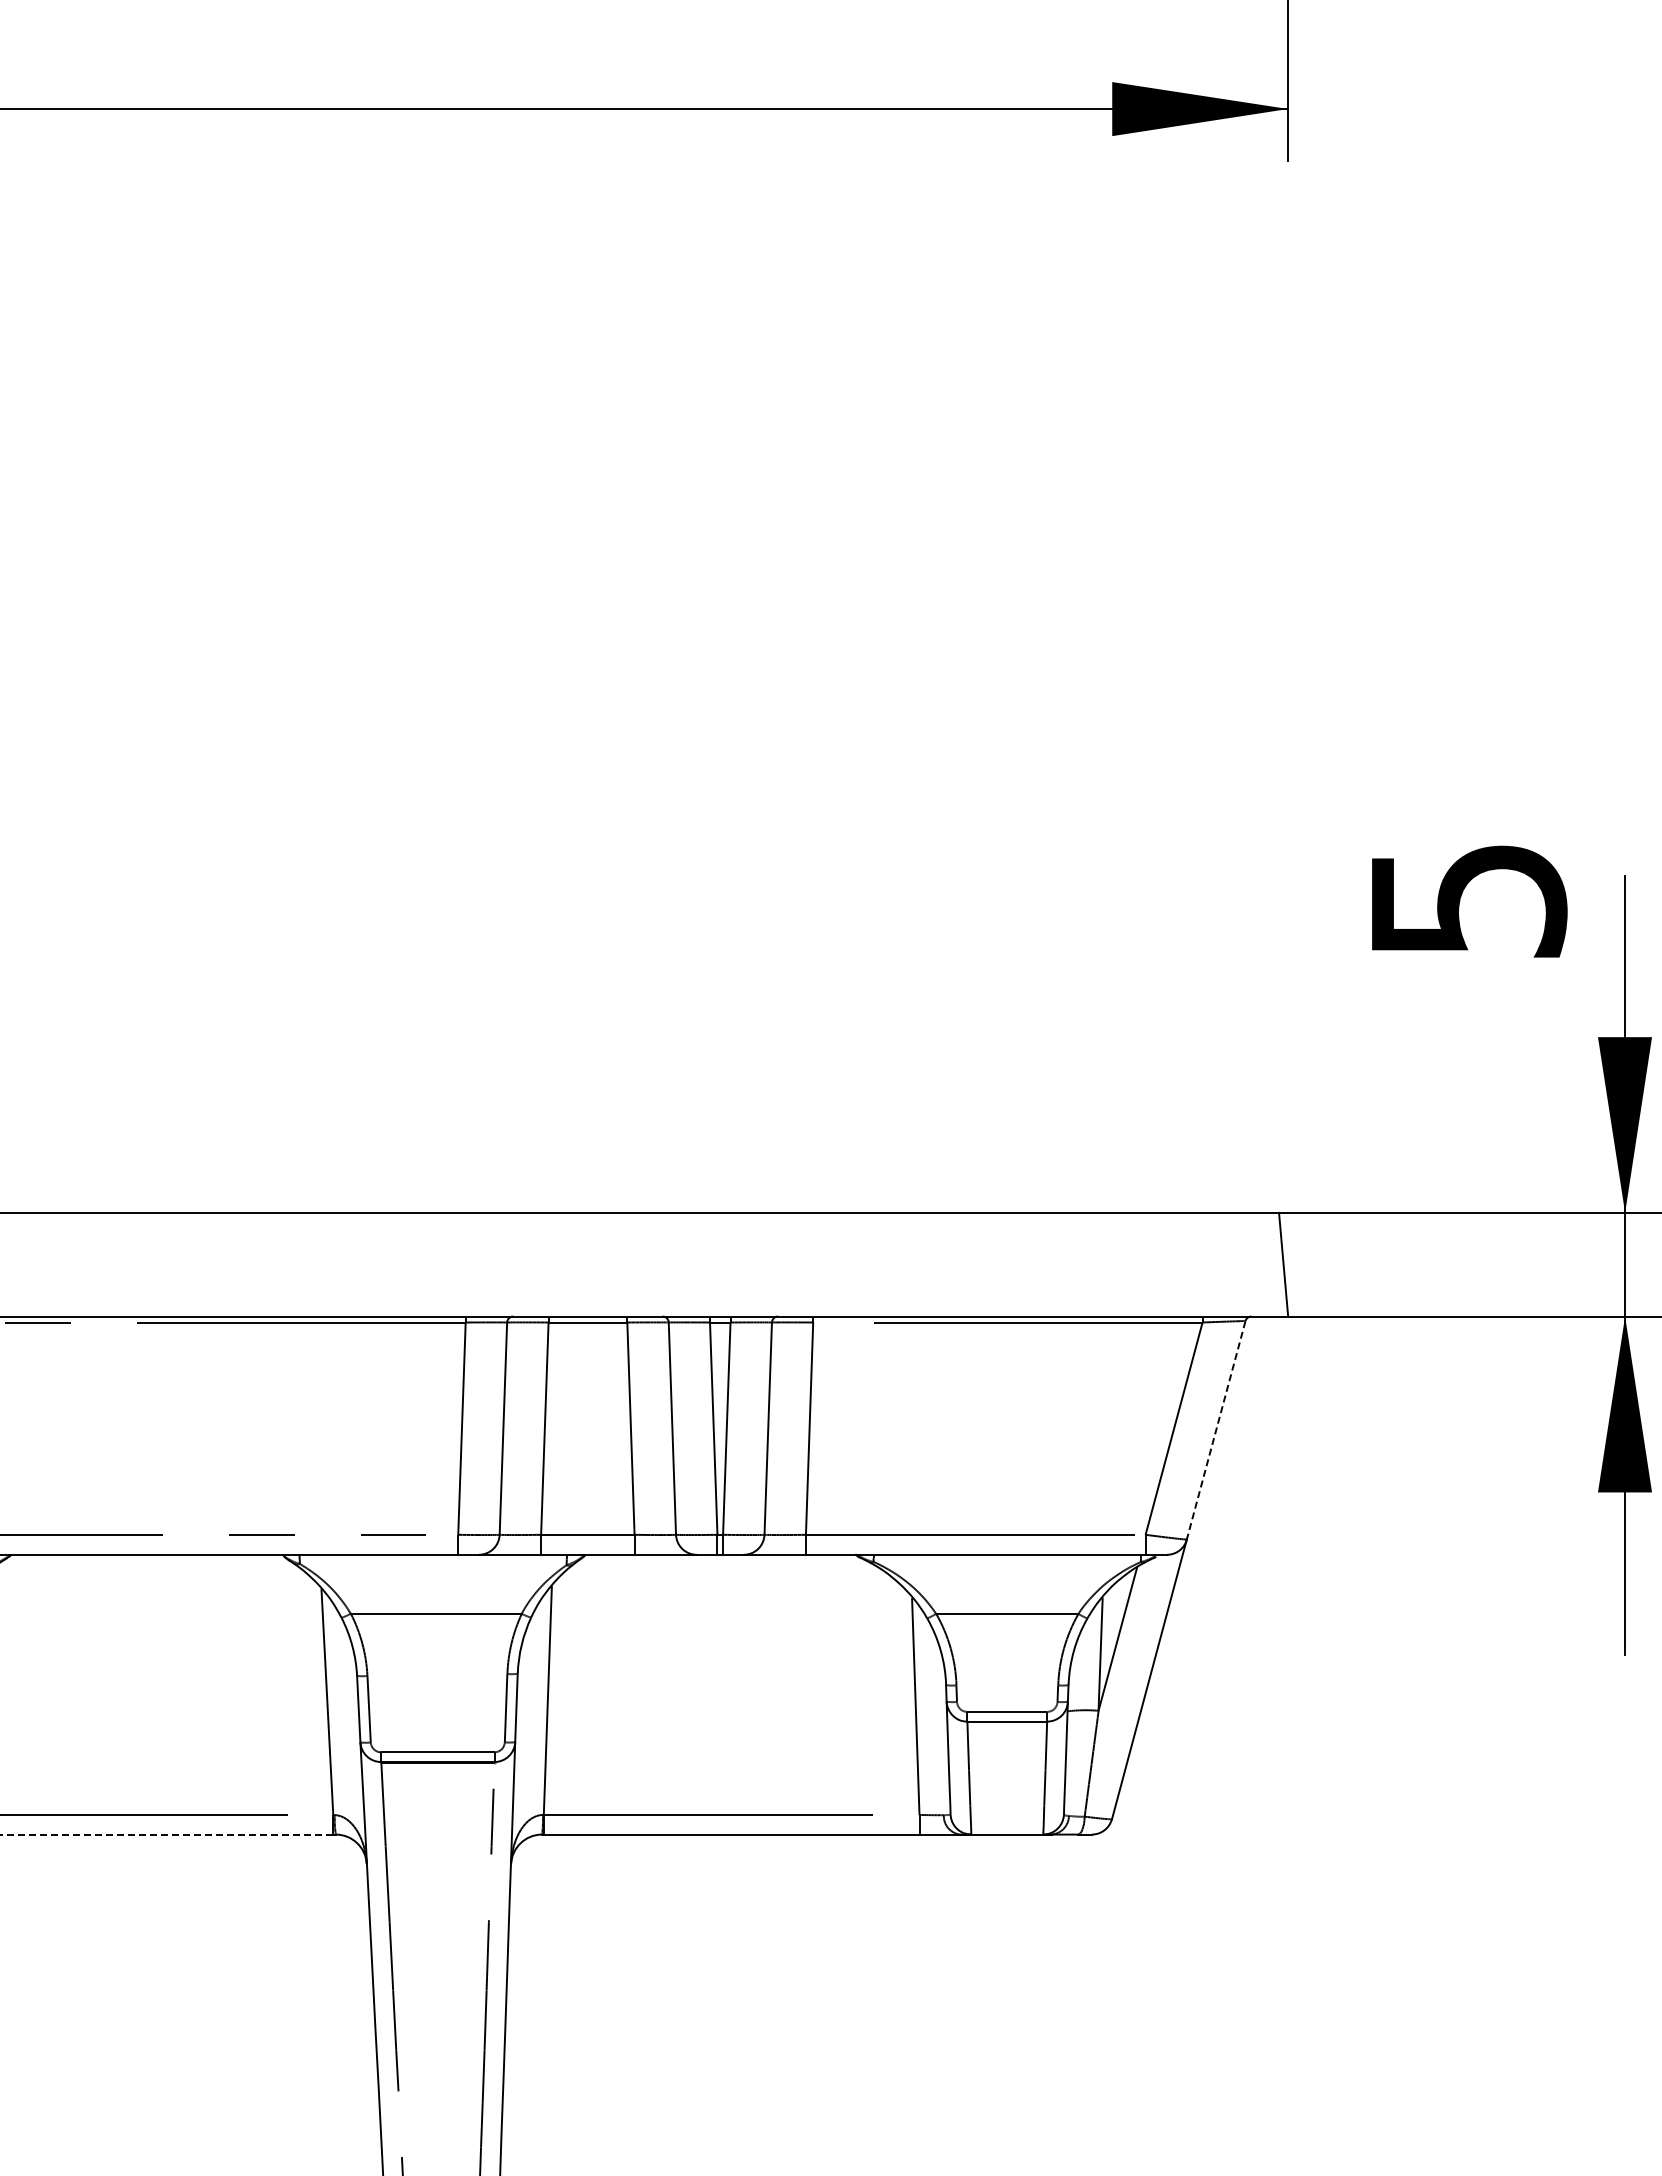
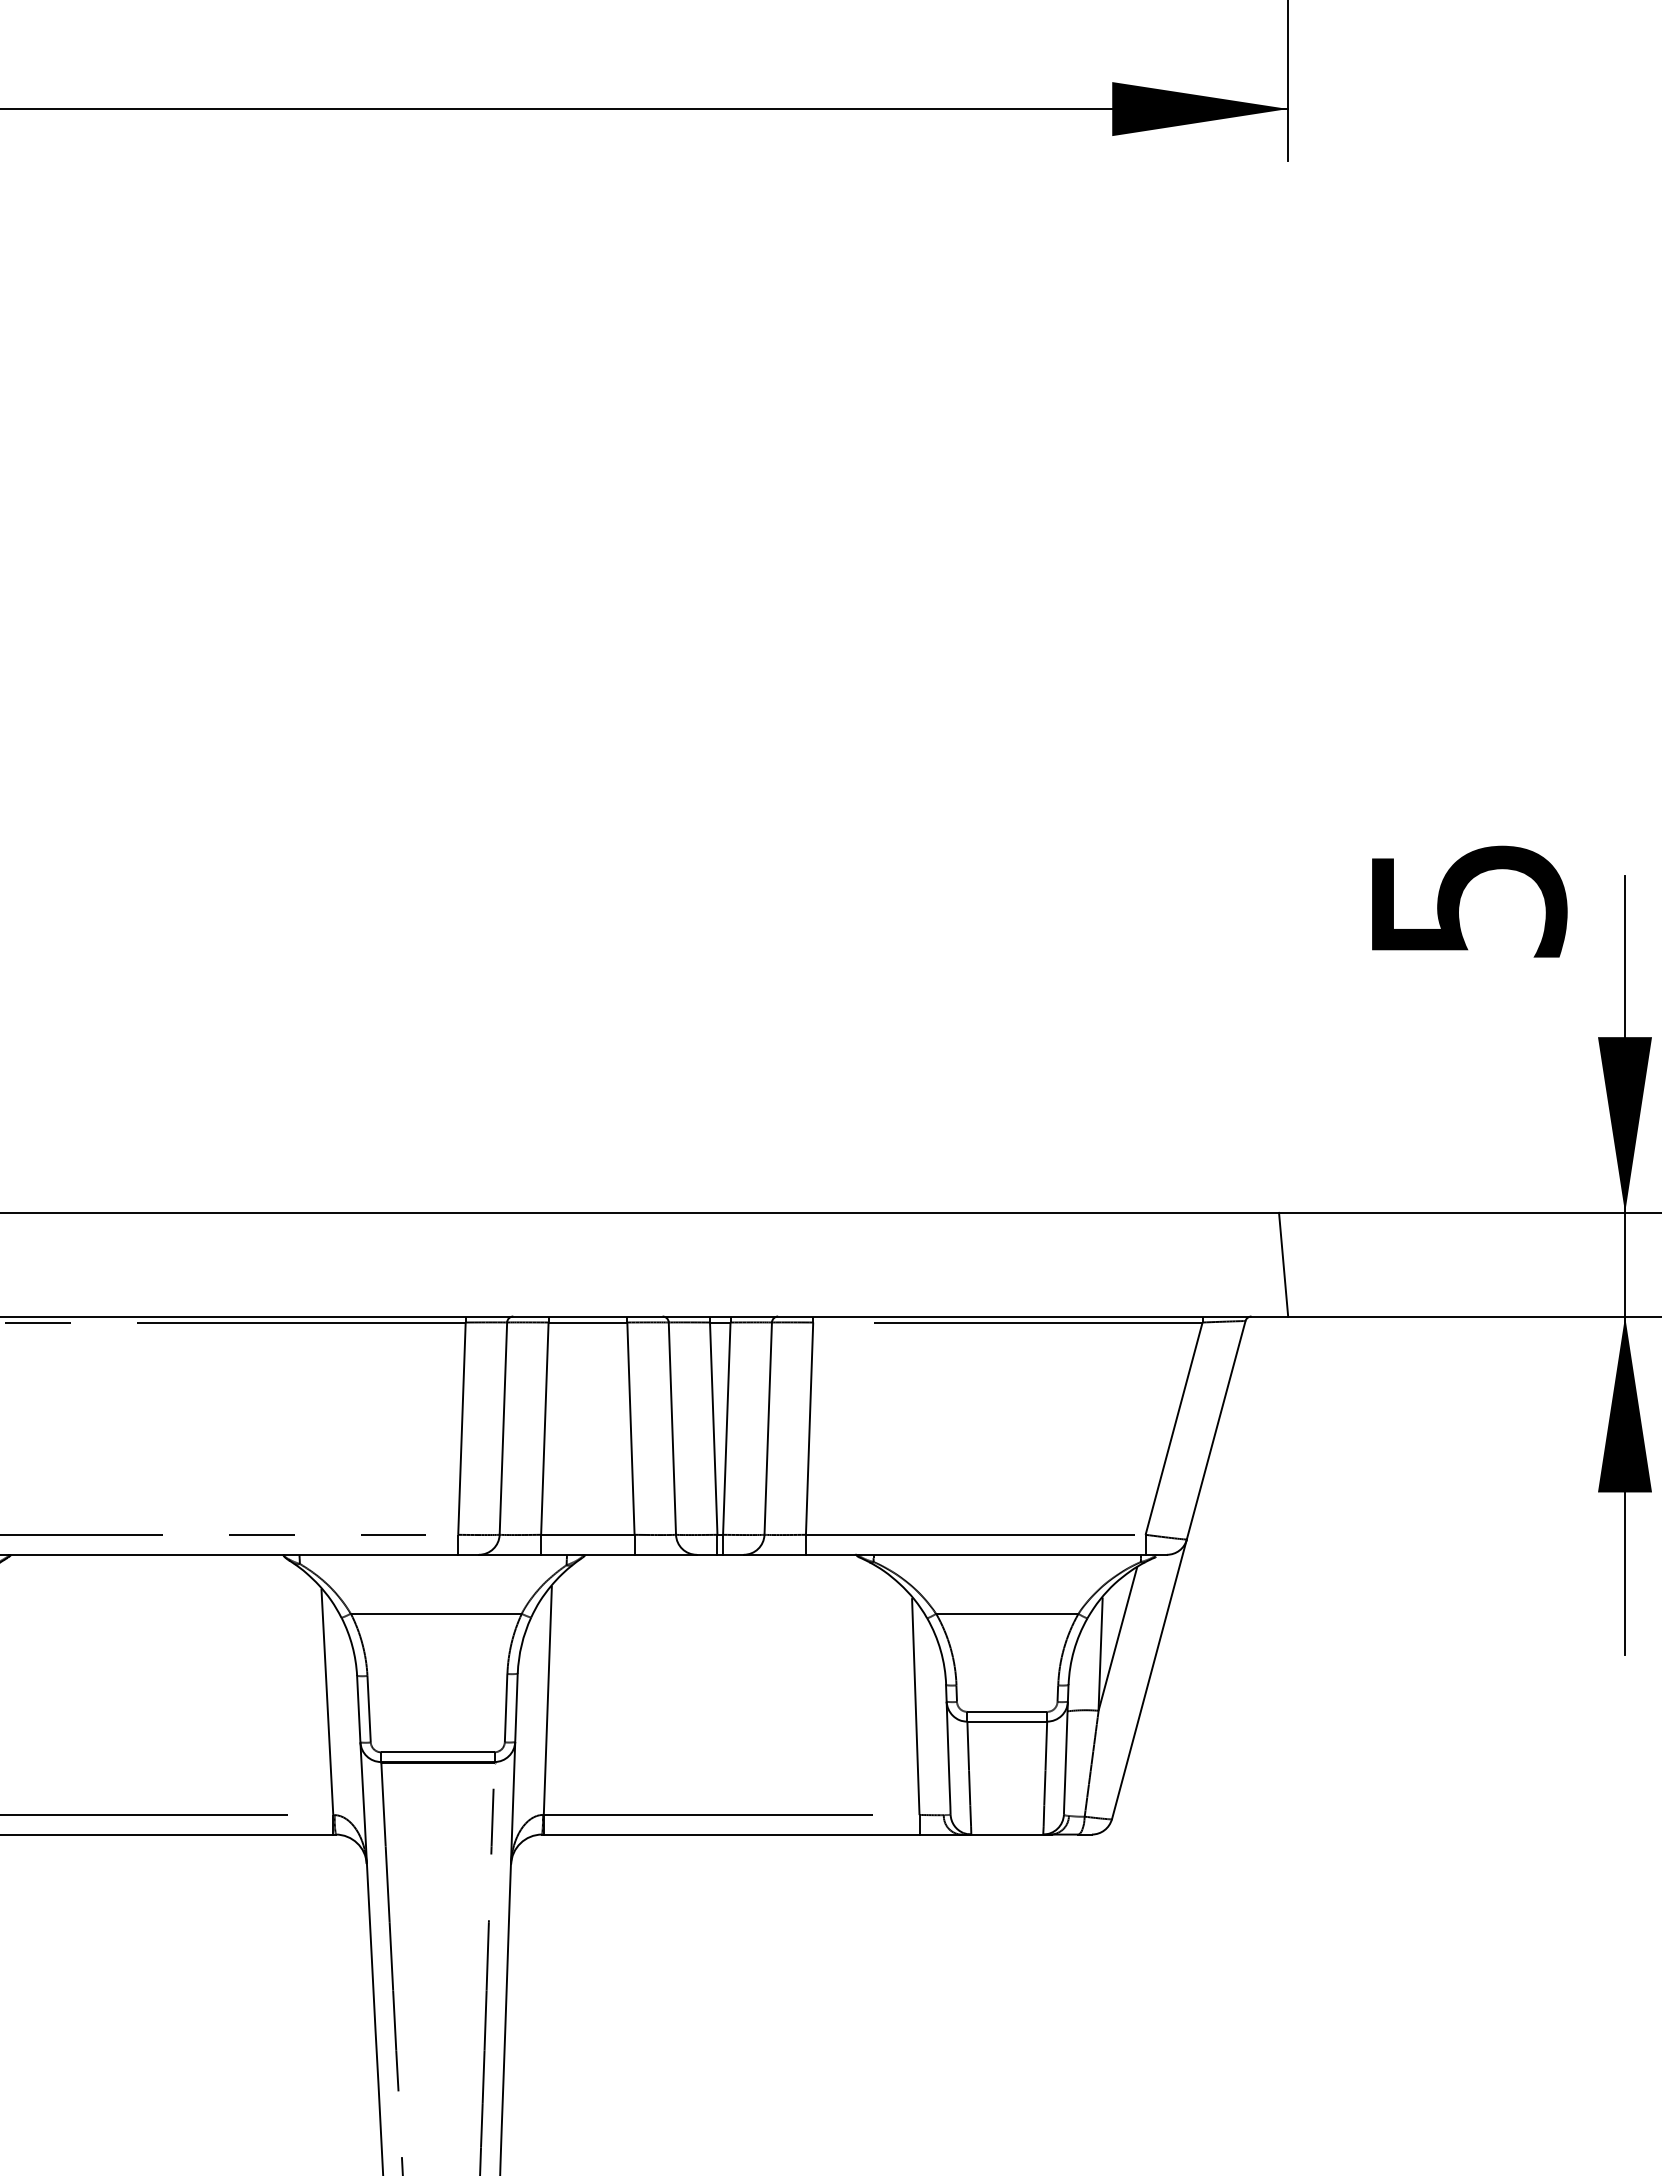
line: dashed -> solid (1216, 1430)
line: dashed -> solid (166, 1834)
